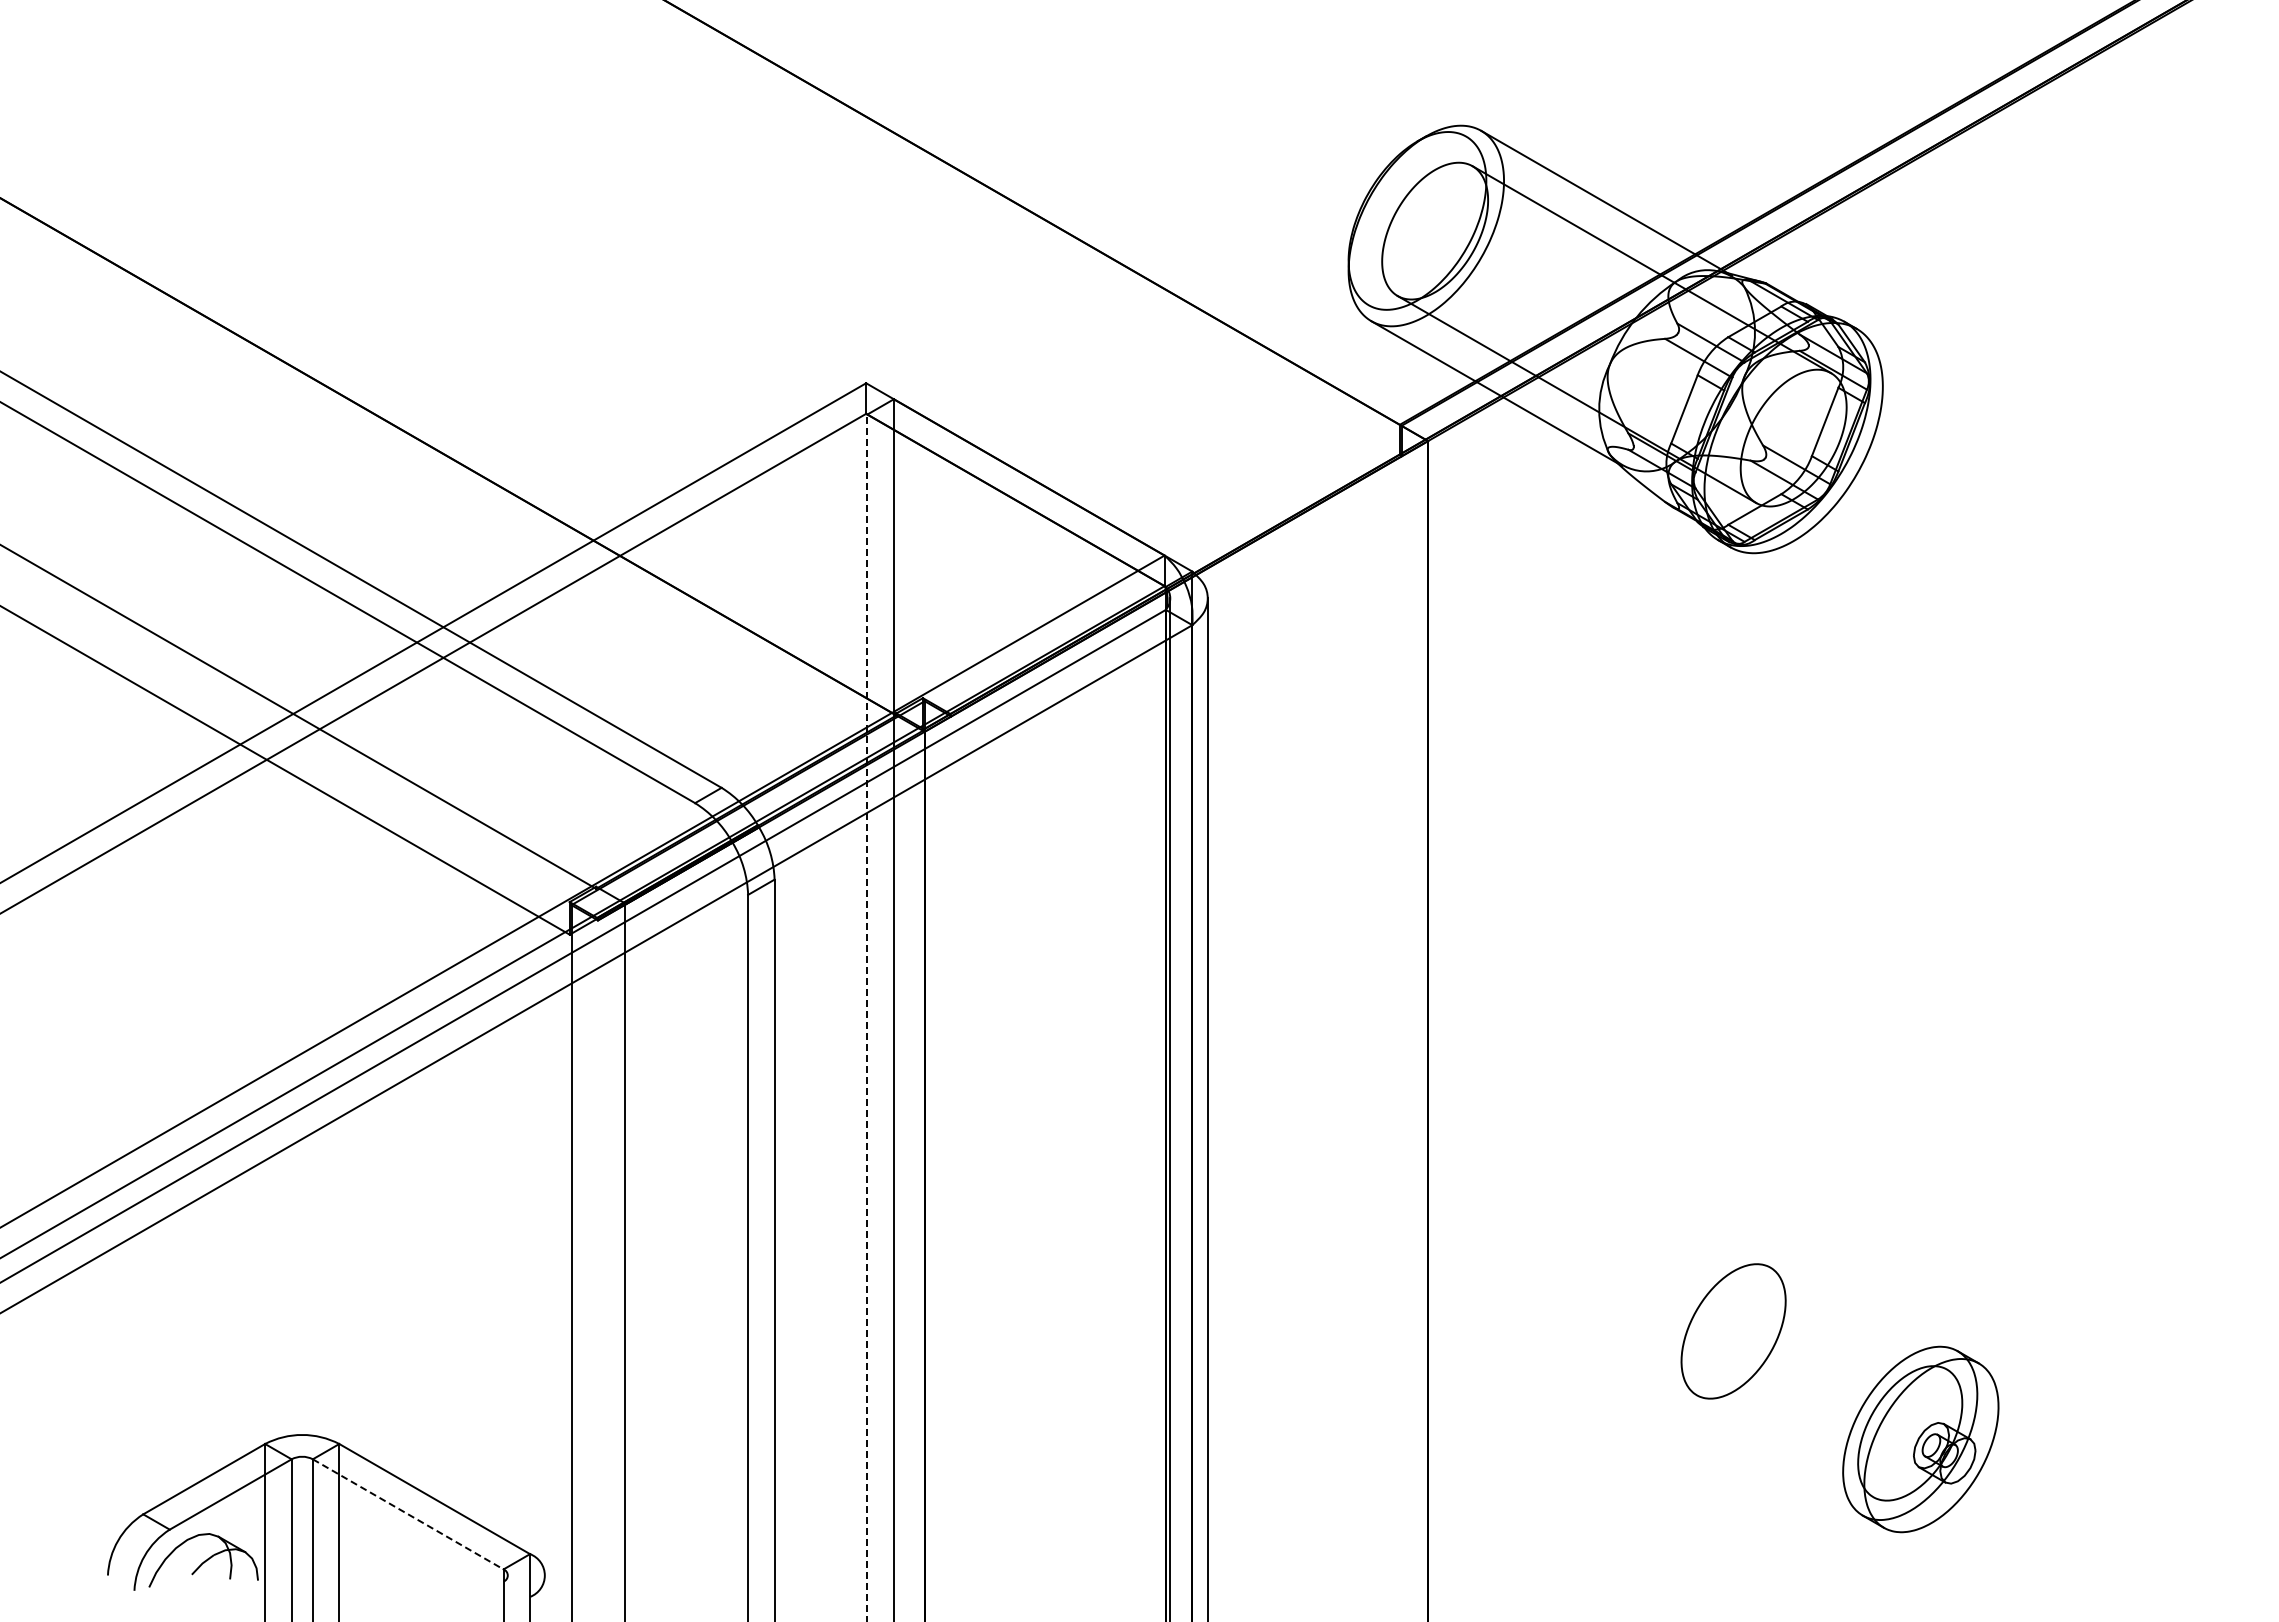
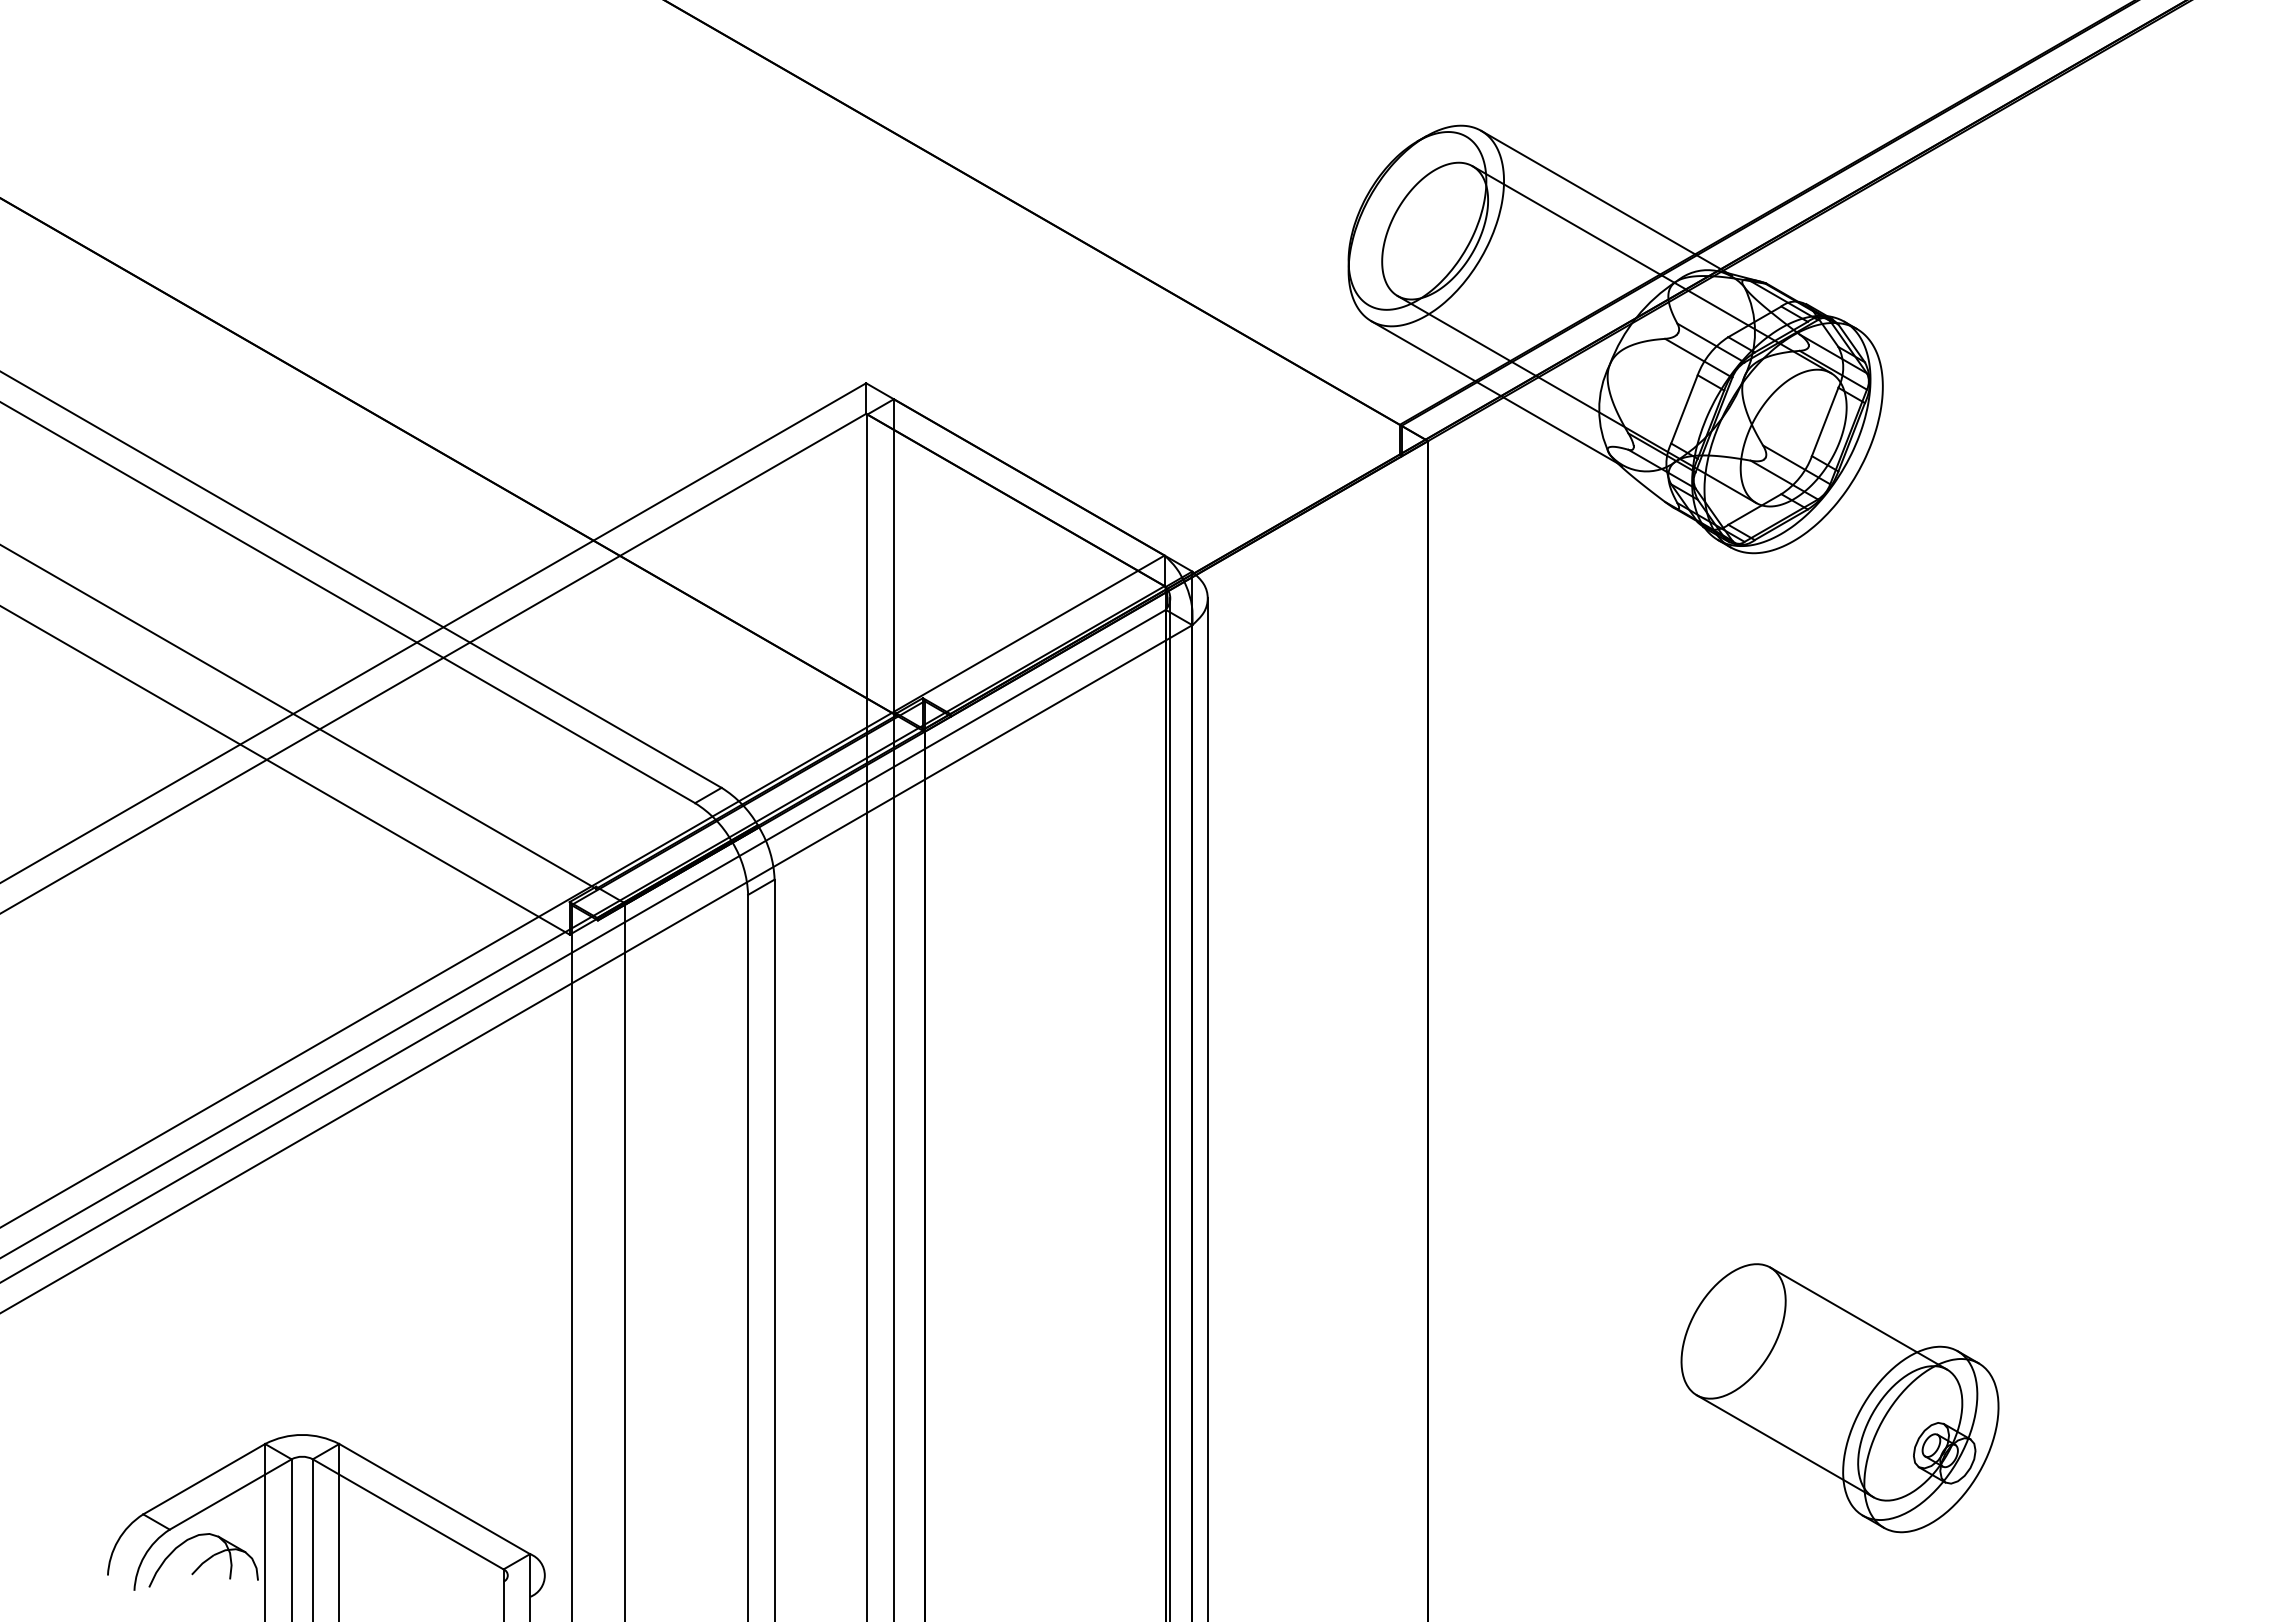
line: dashed -> solid (867, 1017)
line: none -> present (1858, 1318)
line: none -> present (1784, 1446)
line: dashed -> solid (408, 1514)
